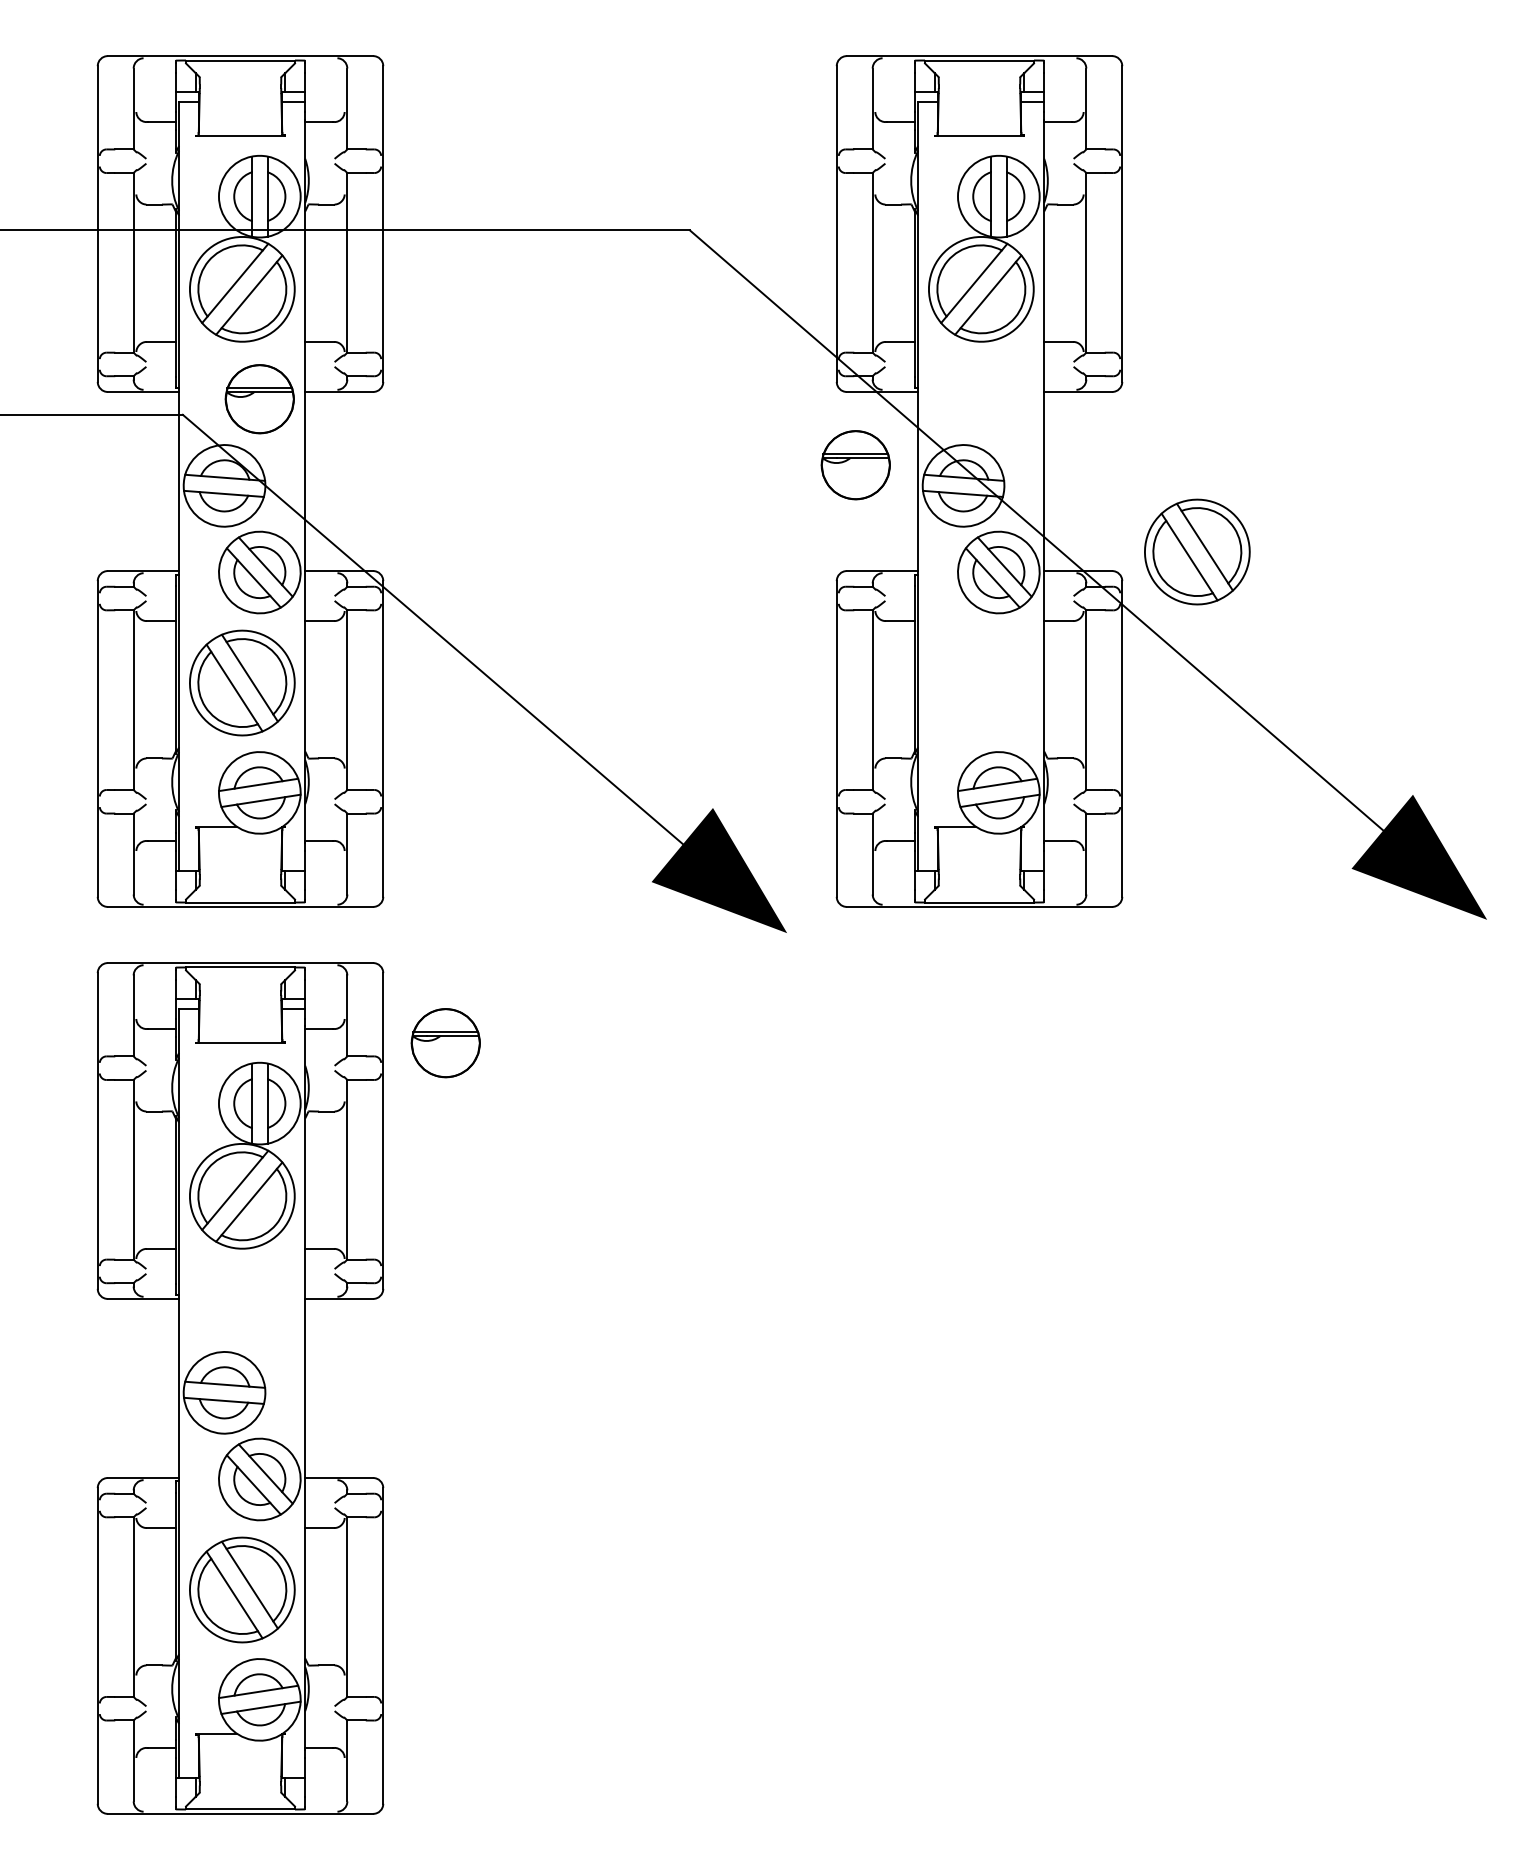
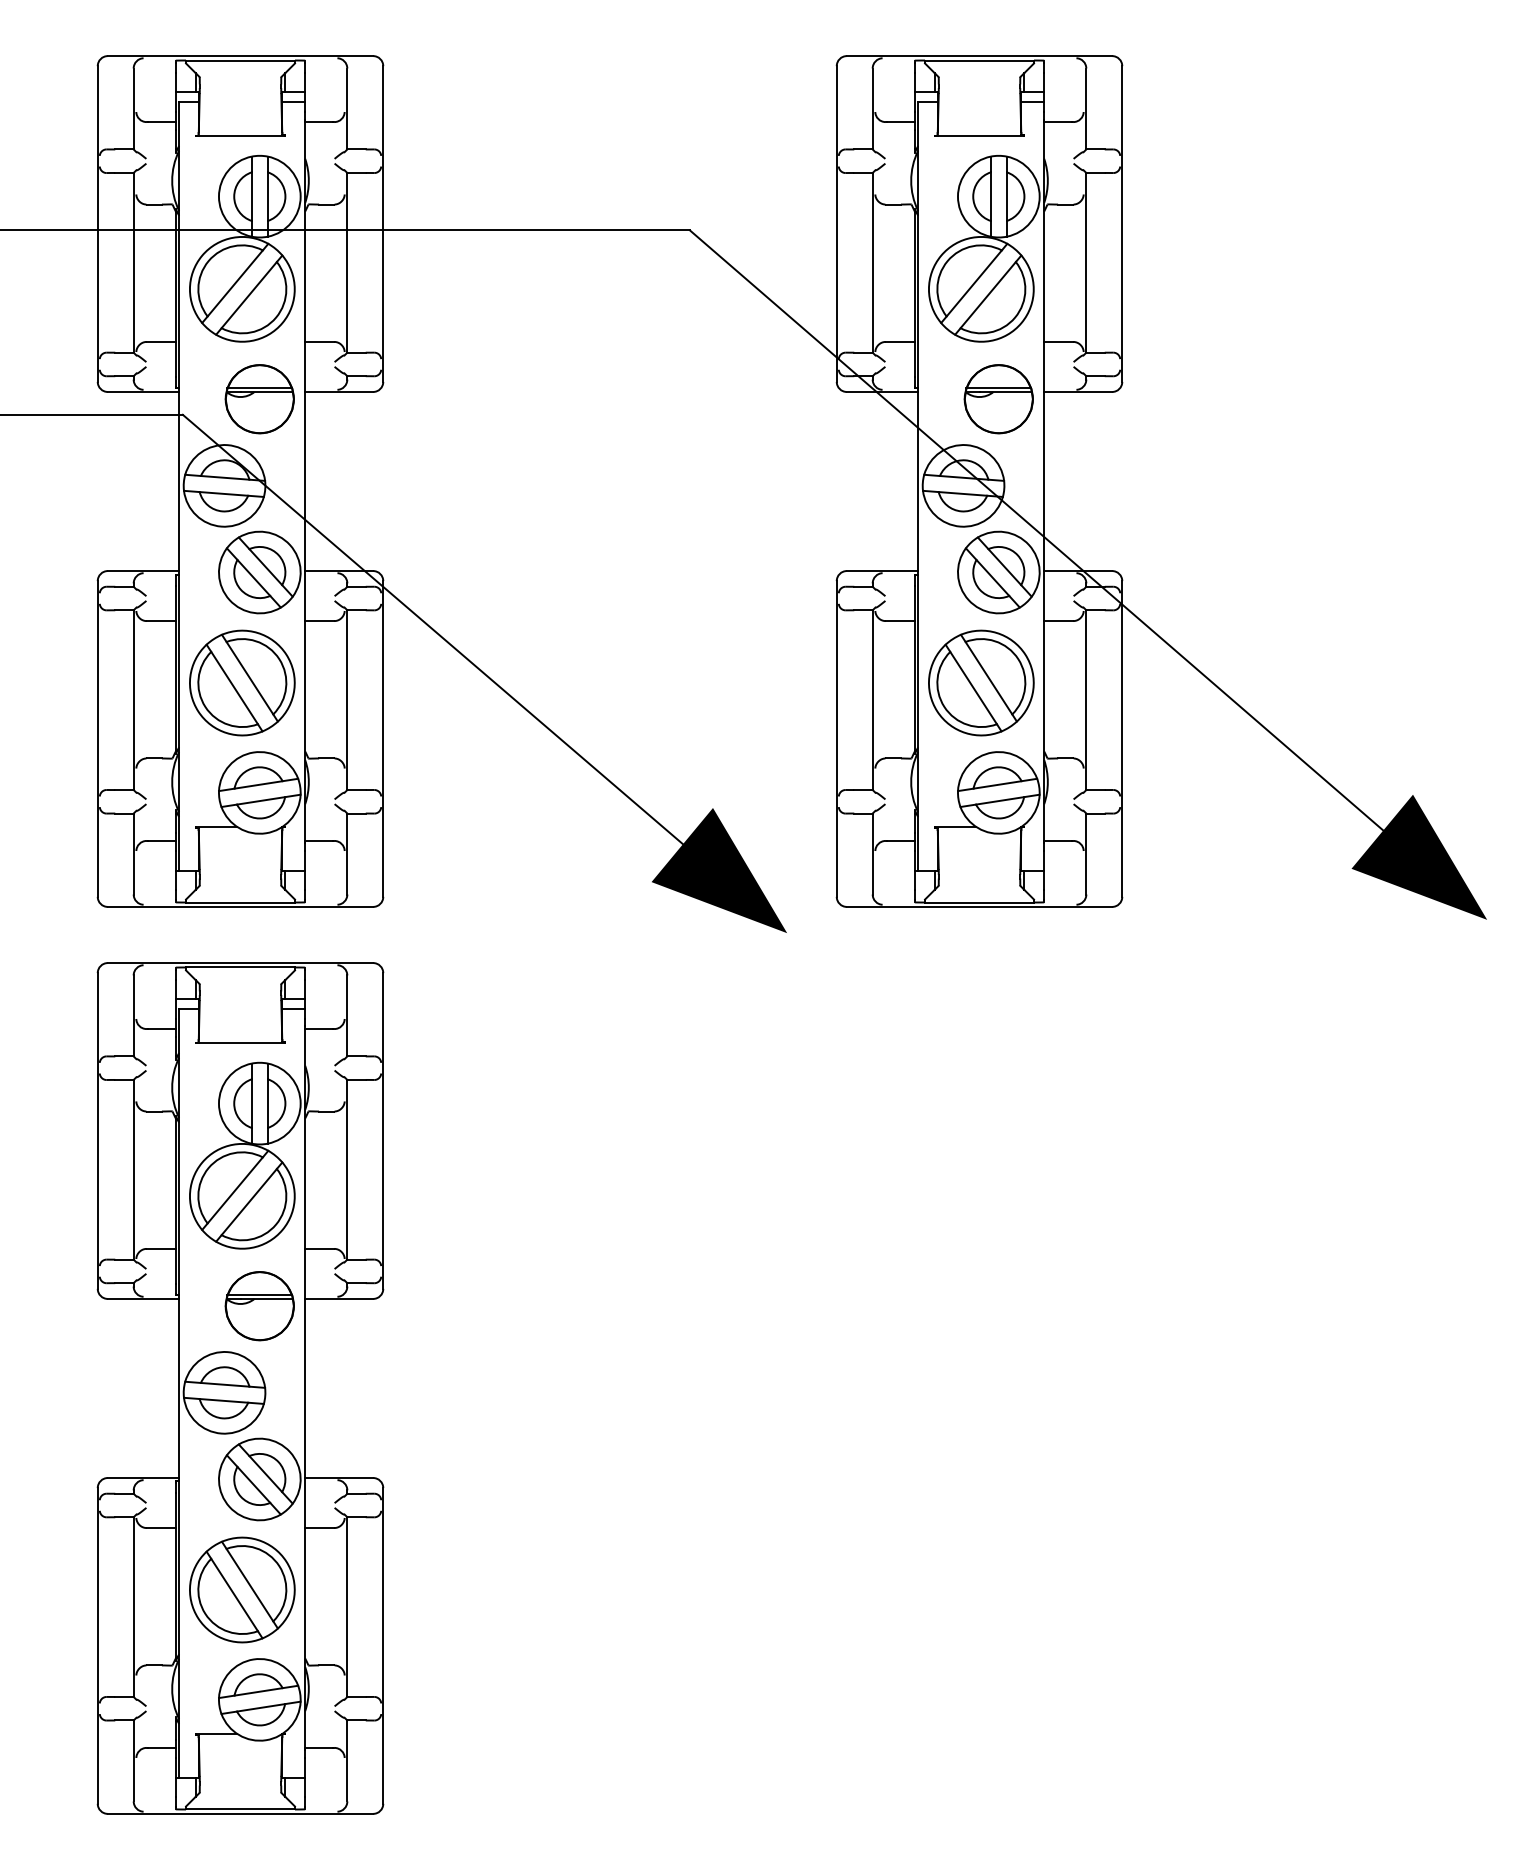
part position: (855, 465) -> (998, 399) (998, 399)
part position: (1197, 551) -> (981, 682) (981, 682)
part position: (445, 1043) -> (259, 1306) (259, 1306)
